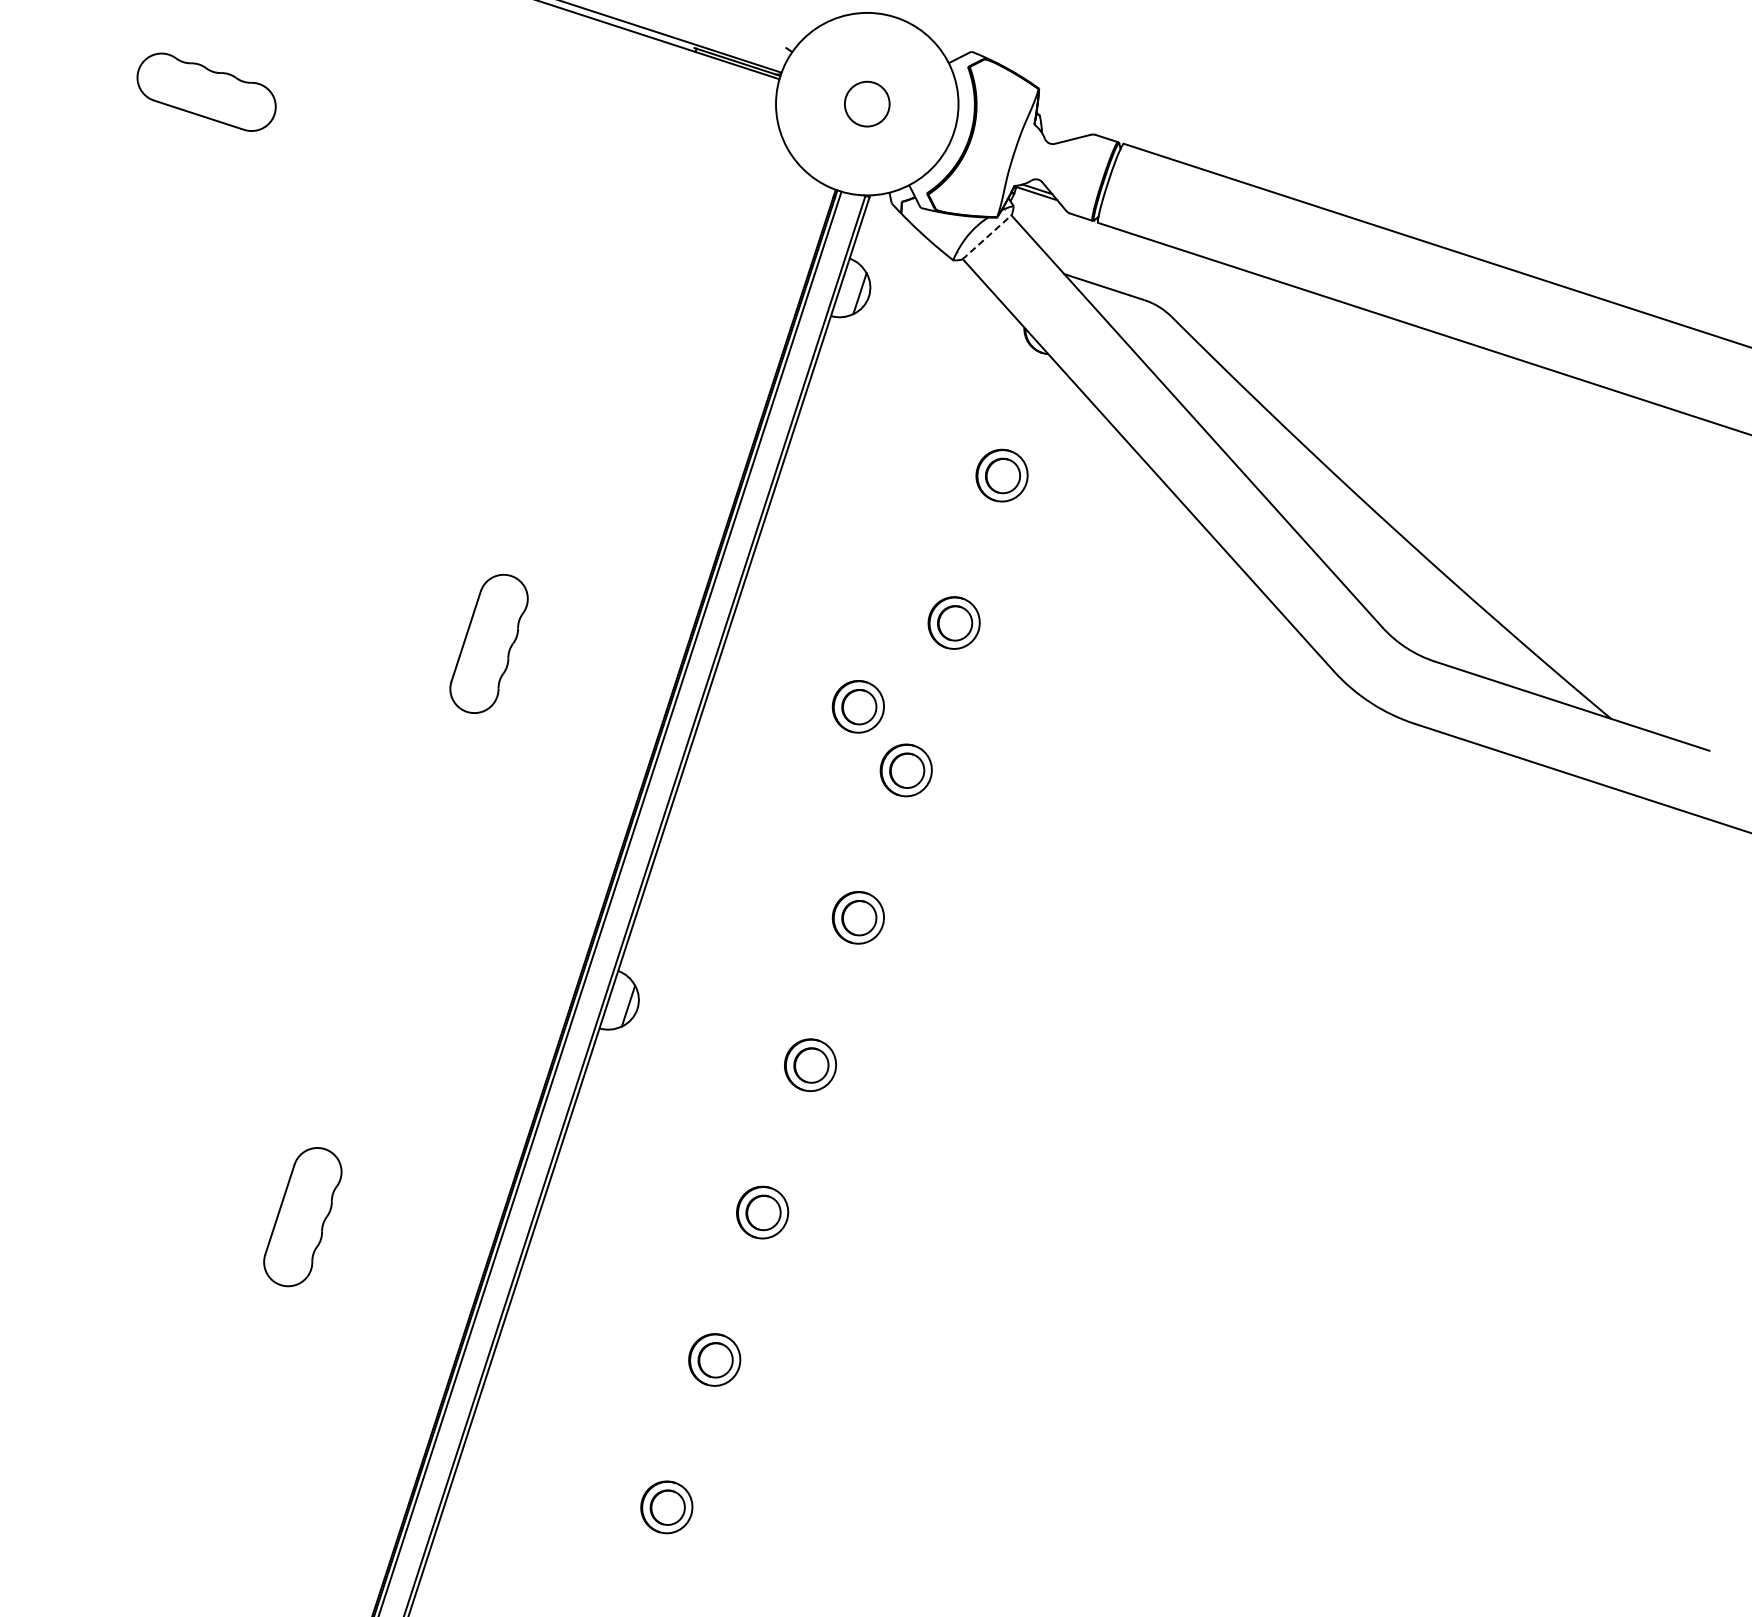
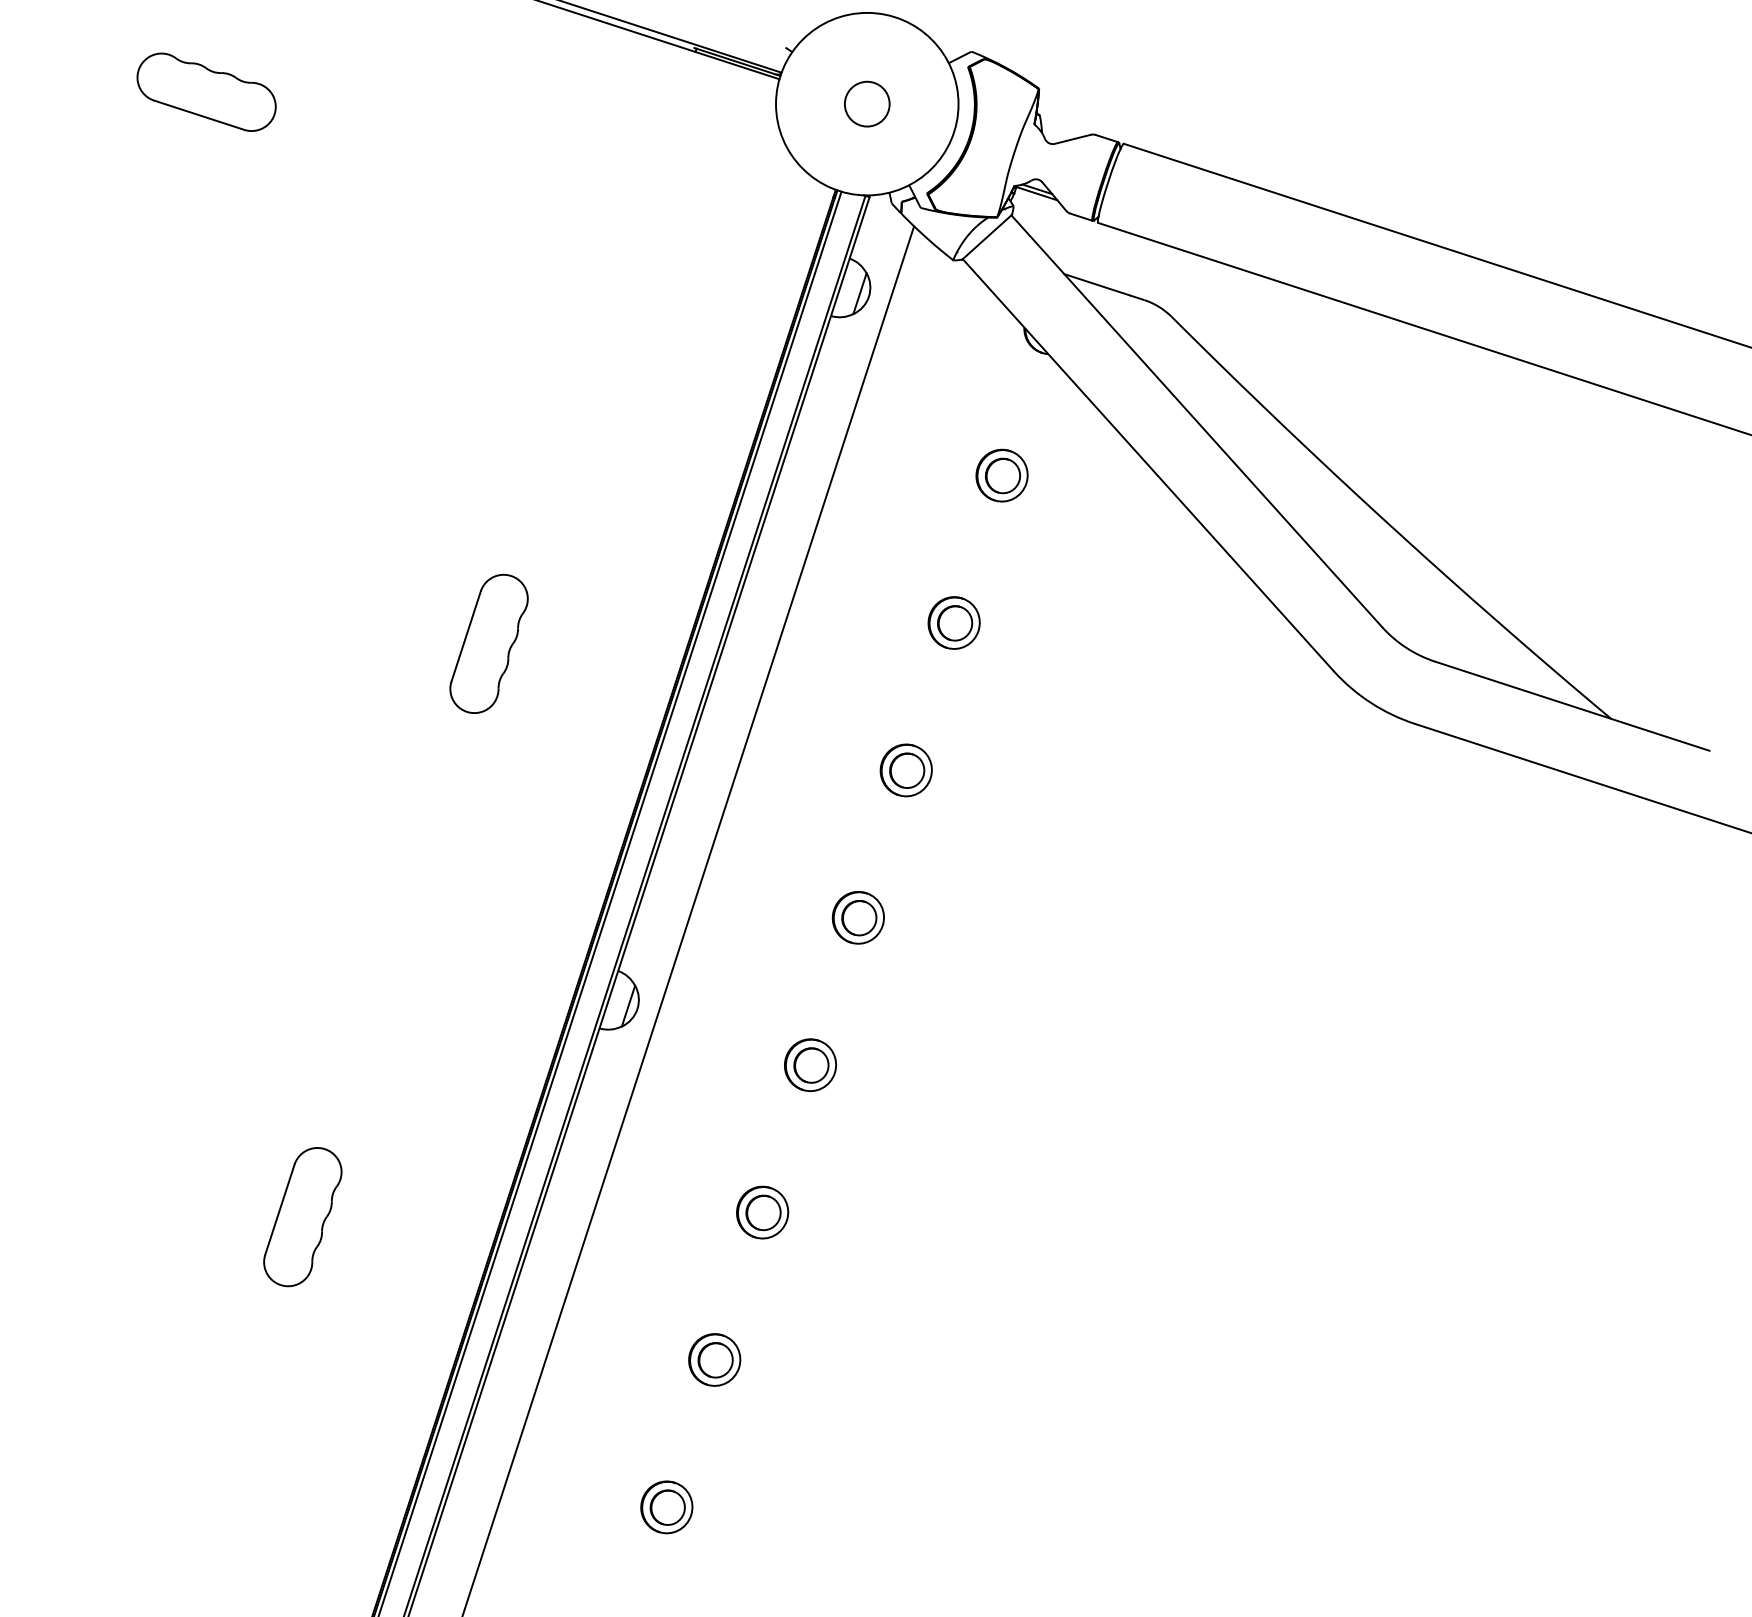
line: dashed -> solid (987, 237)
part: present -> none (857, 706)
line: none -> present (688, 919)
